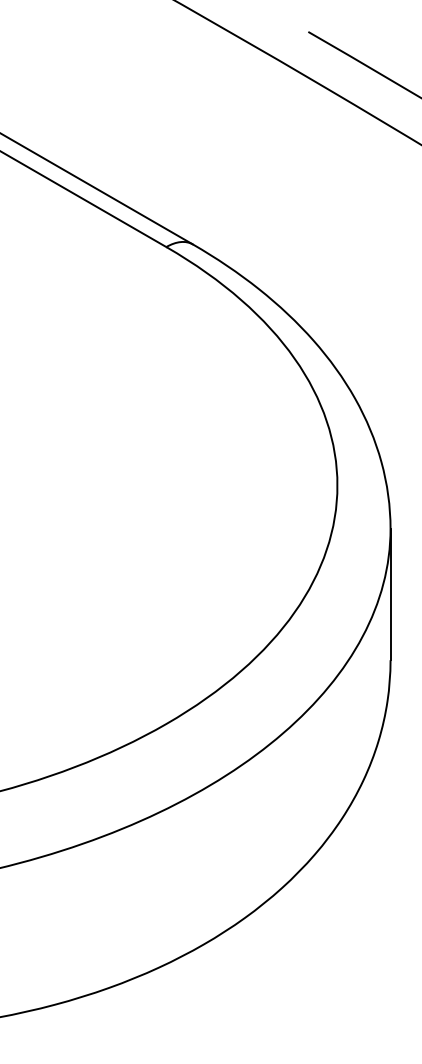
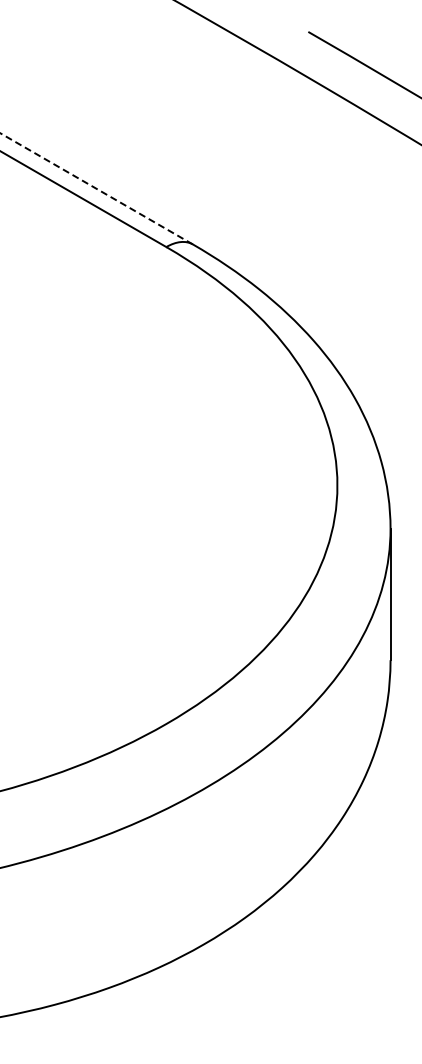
line: solid -> dashed (96, 188)
